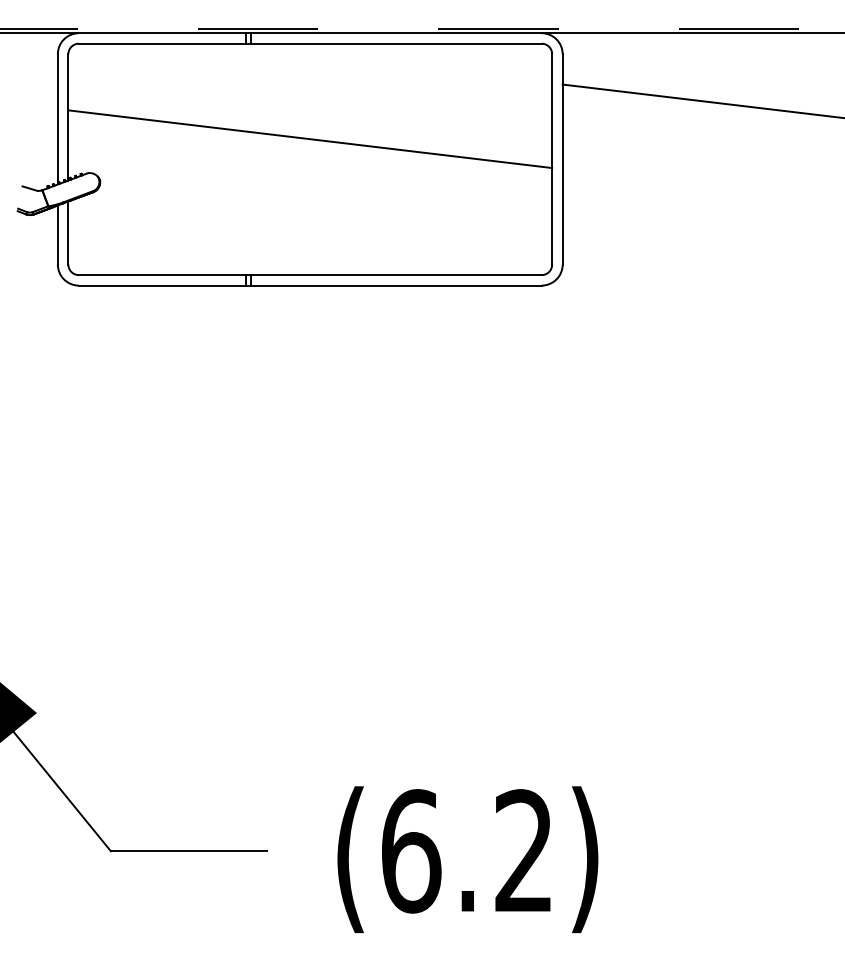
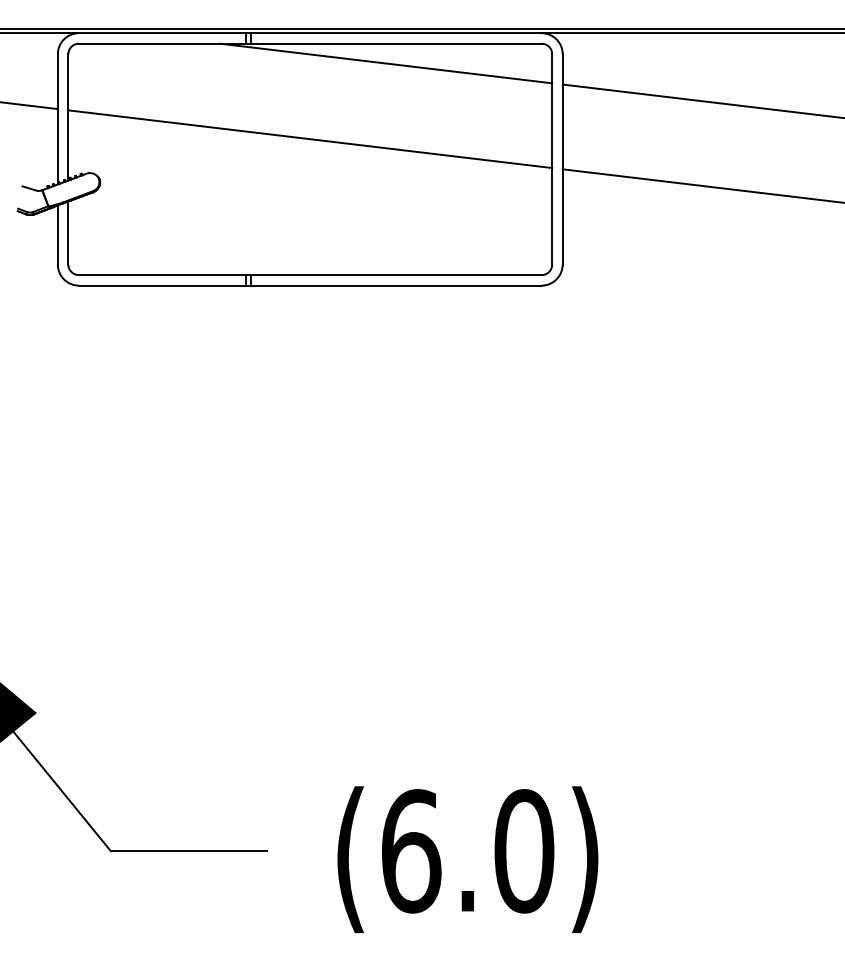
line: dashed -> solid (422, 28)
line: none -> present (386, 63)
line: none -> present (29, 105)
line: none -> present (701, 185)
text: (6.2) -> (6.0) (524, 851)
